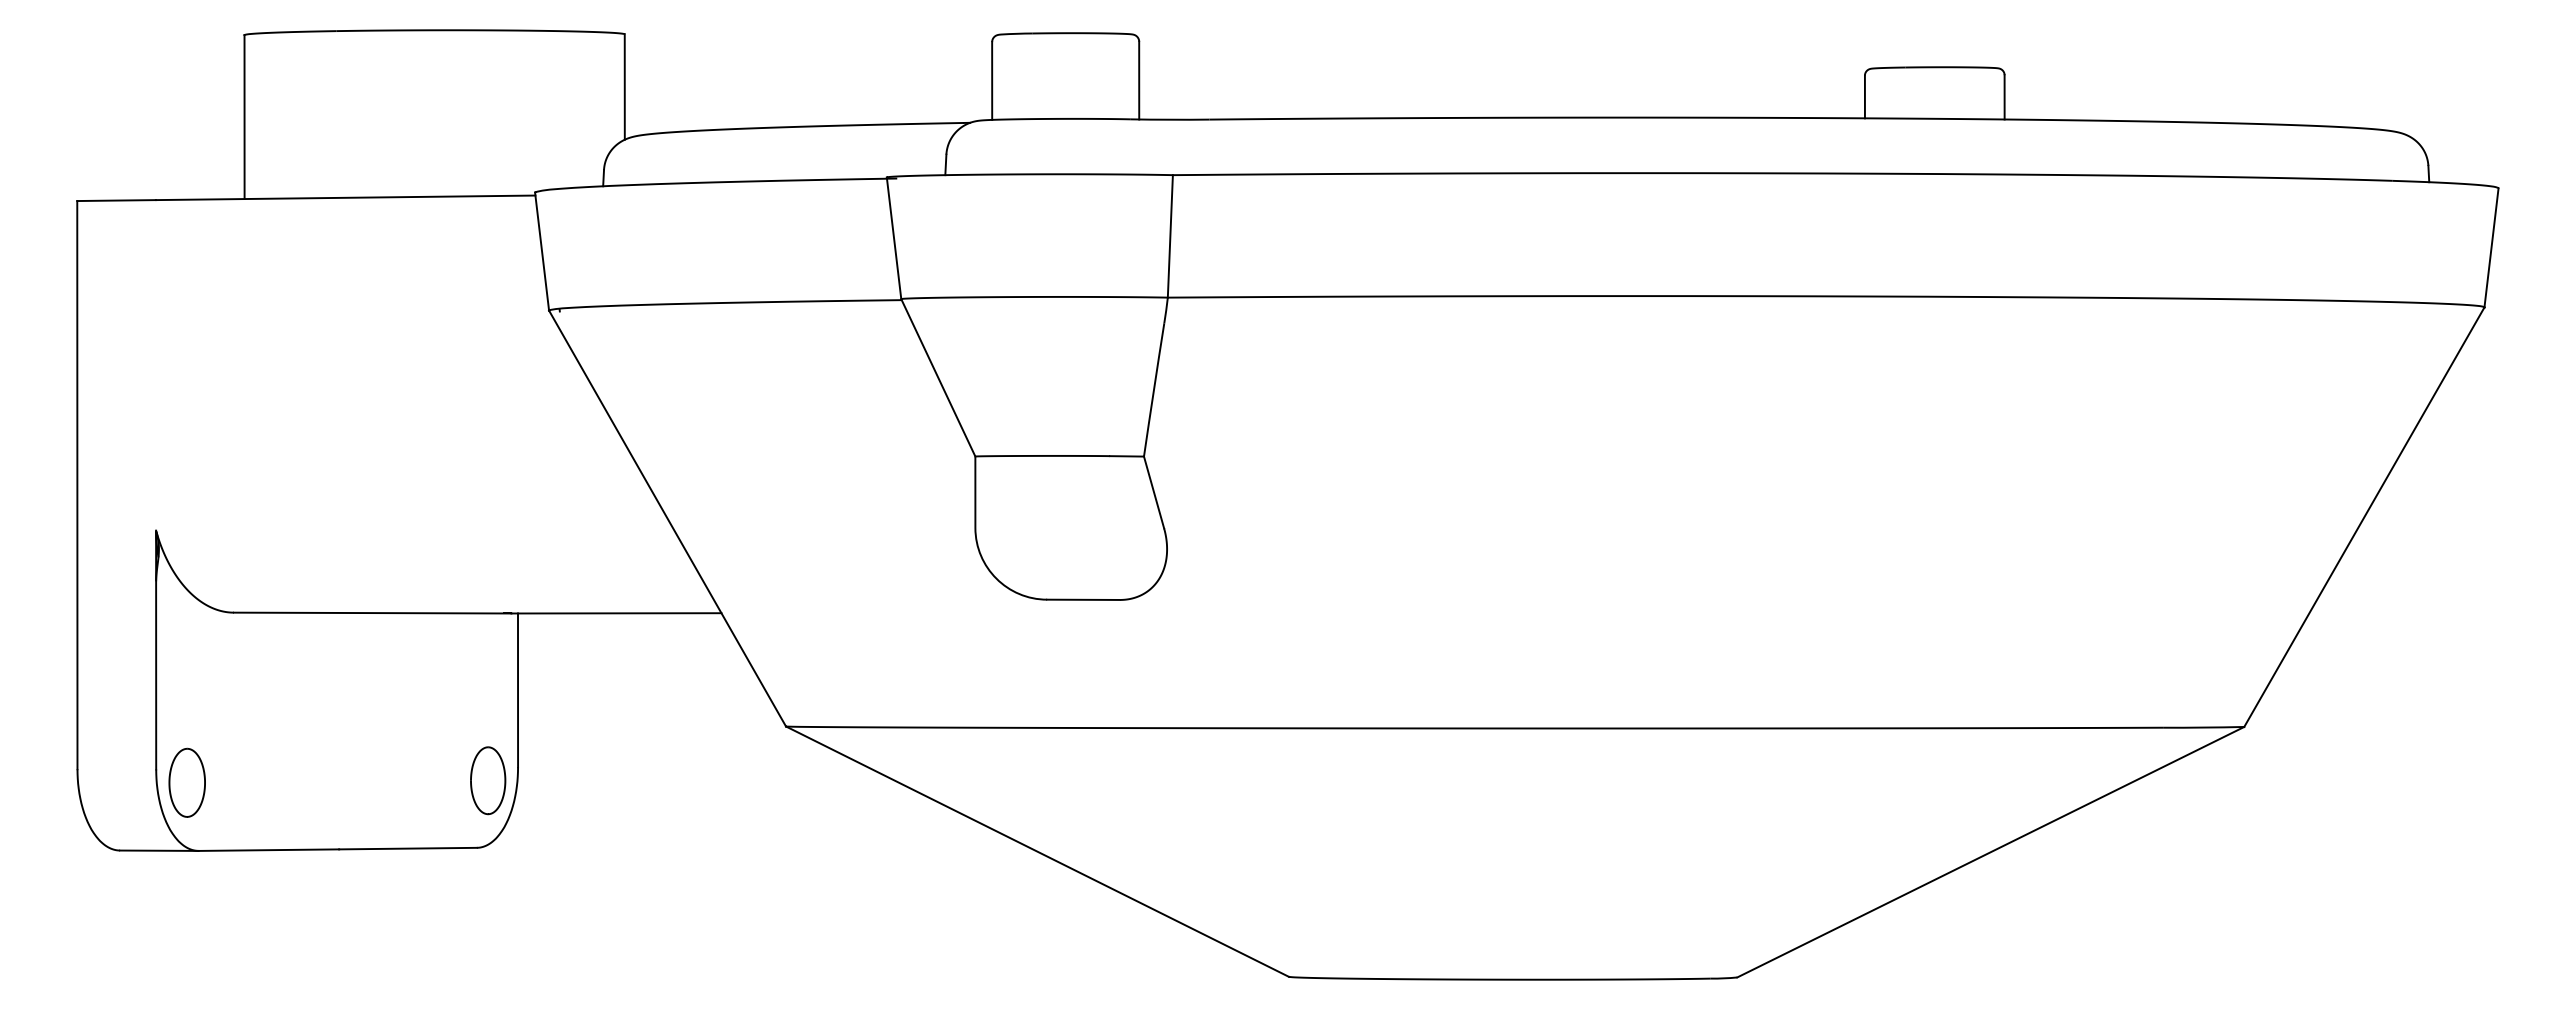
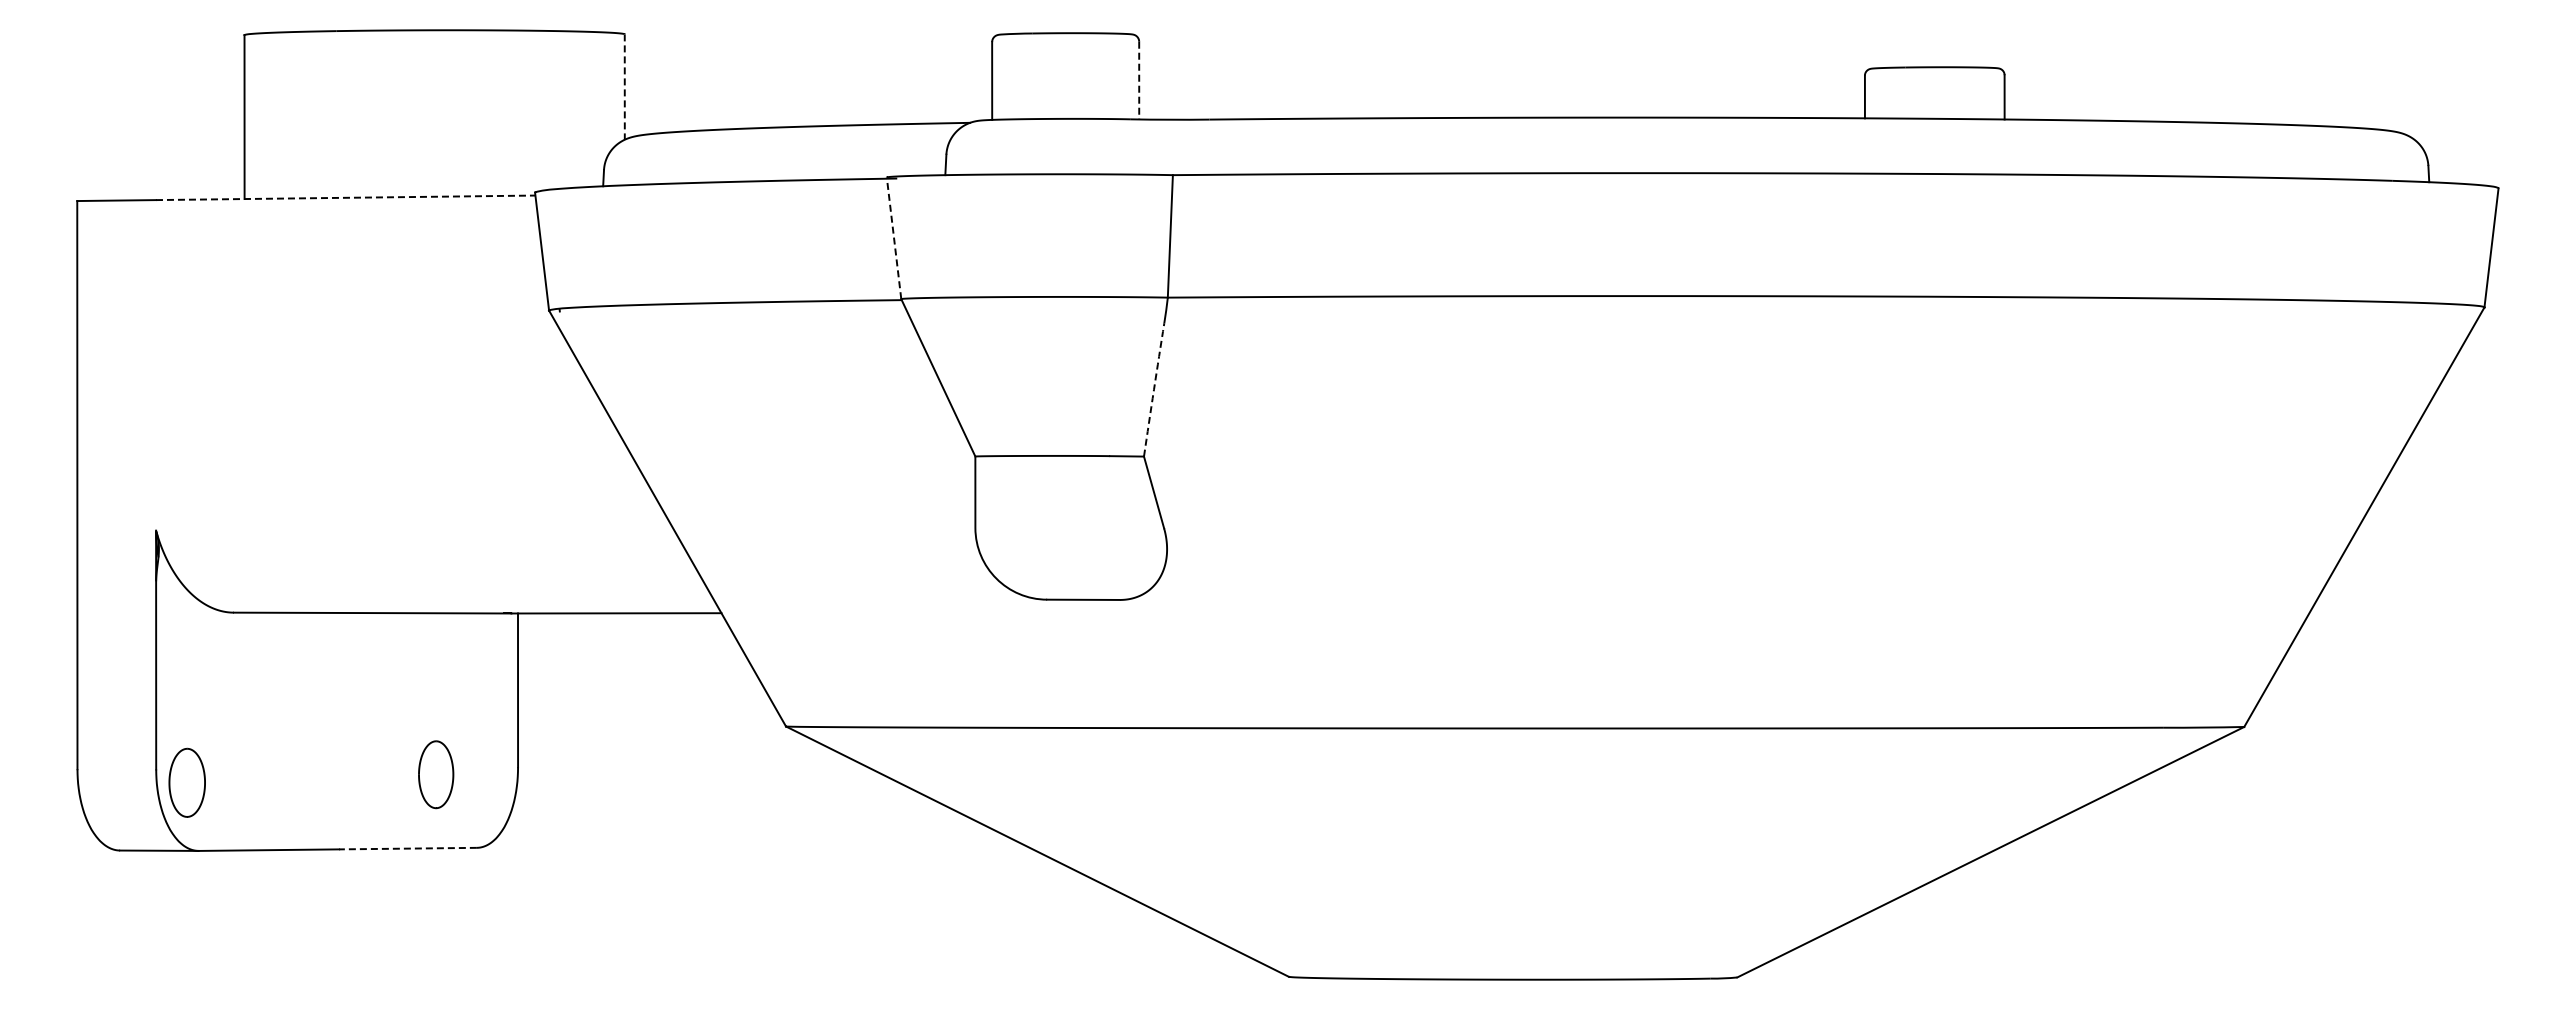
line: solid -> dashed (1139, 80)
line: solid -> dashed (624, 87)
line: solid -> dashed (345, 197)
line: solid -> dashed (894, 237)
arc: solid -> dashed (1153, 389)
part position: (488, 780) -> (436, 774) (436, 774)
line: solid -> dashed (407, 848)
